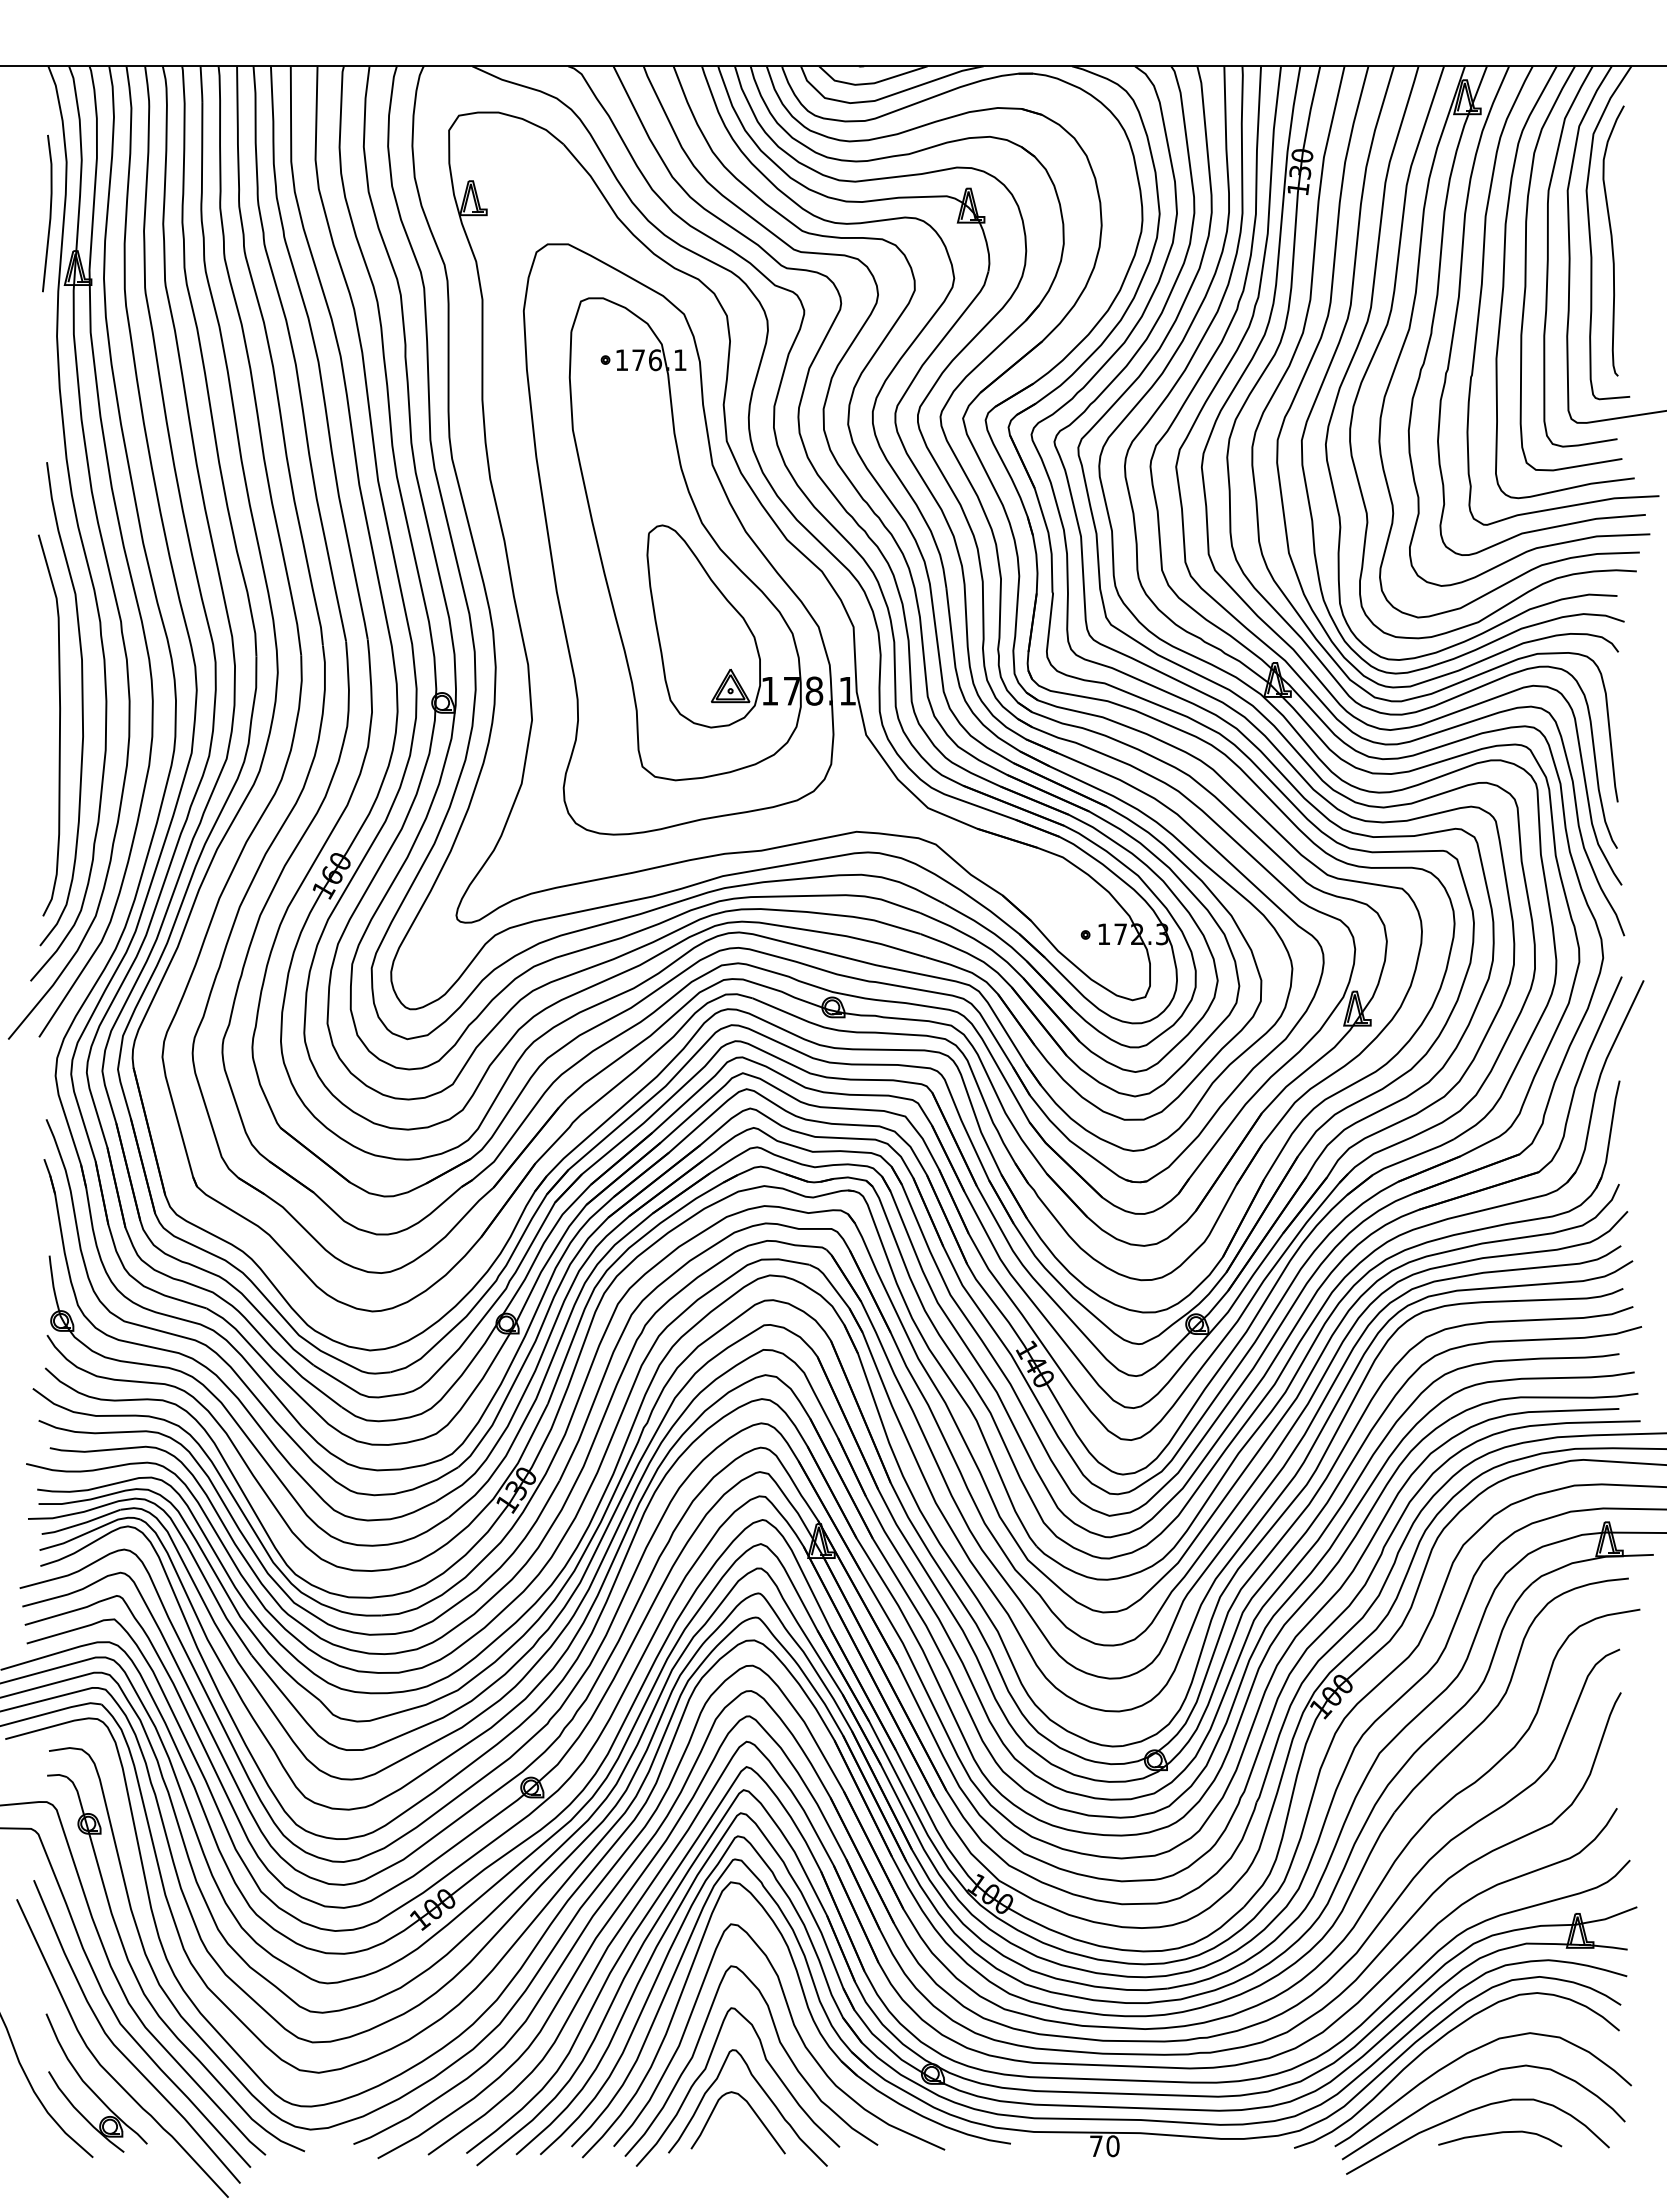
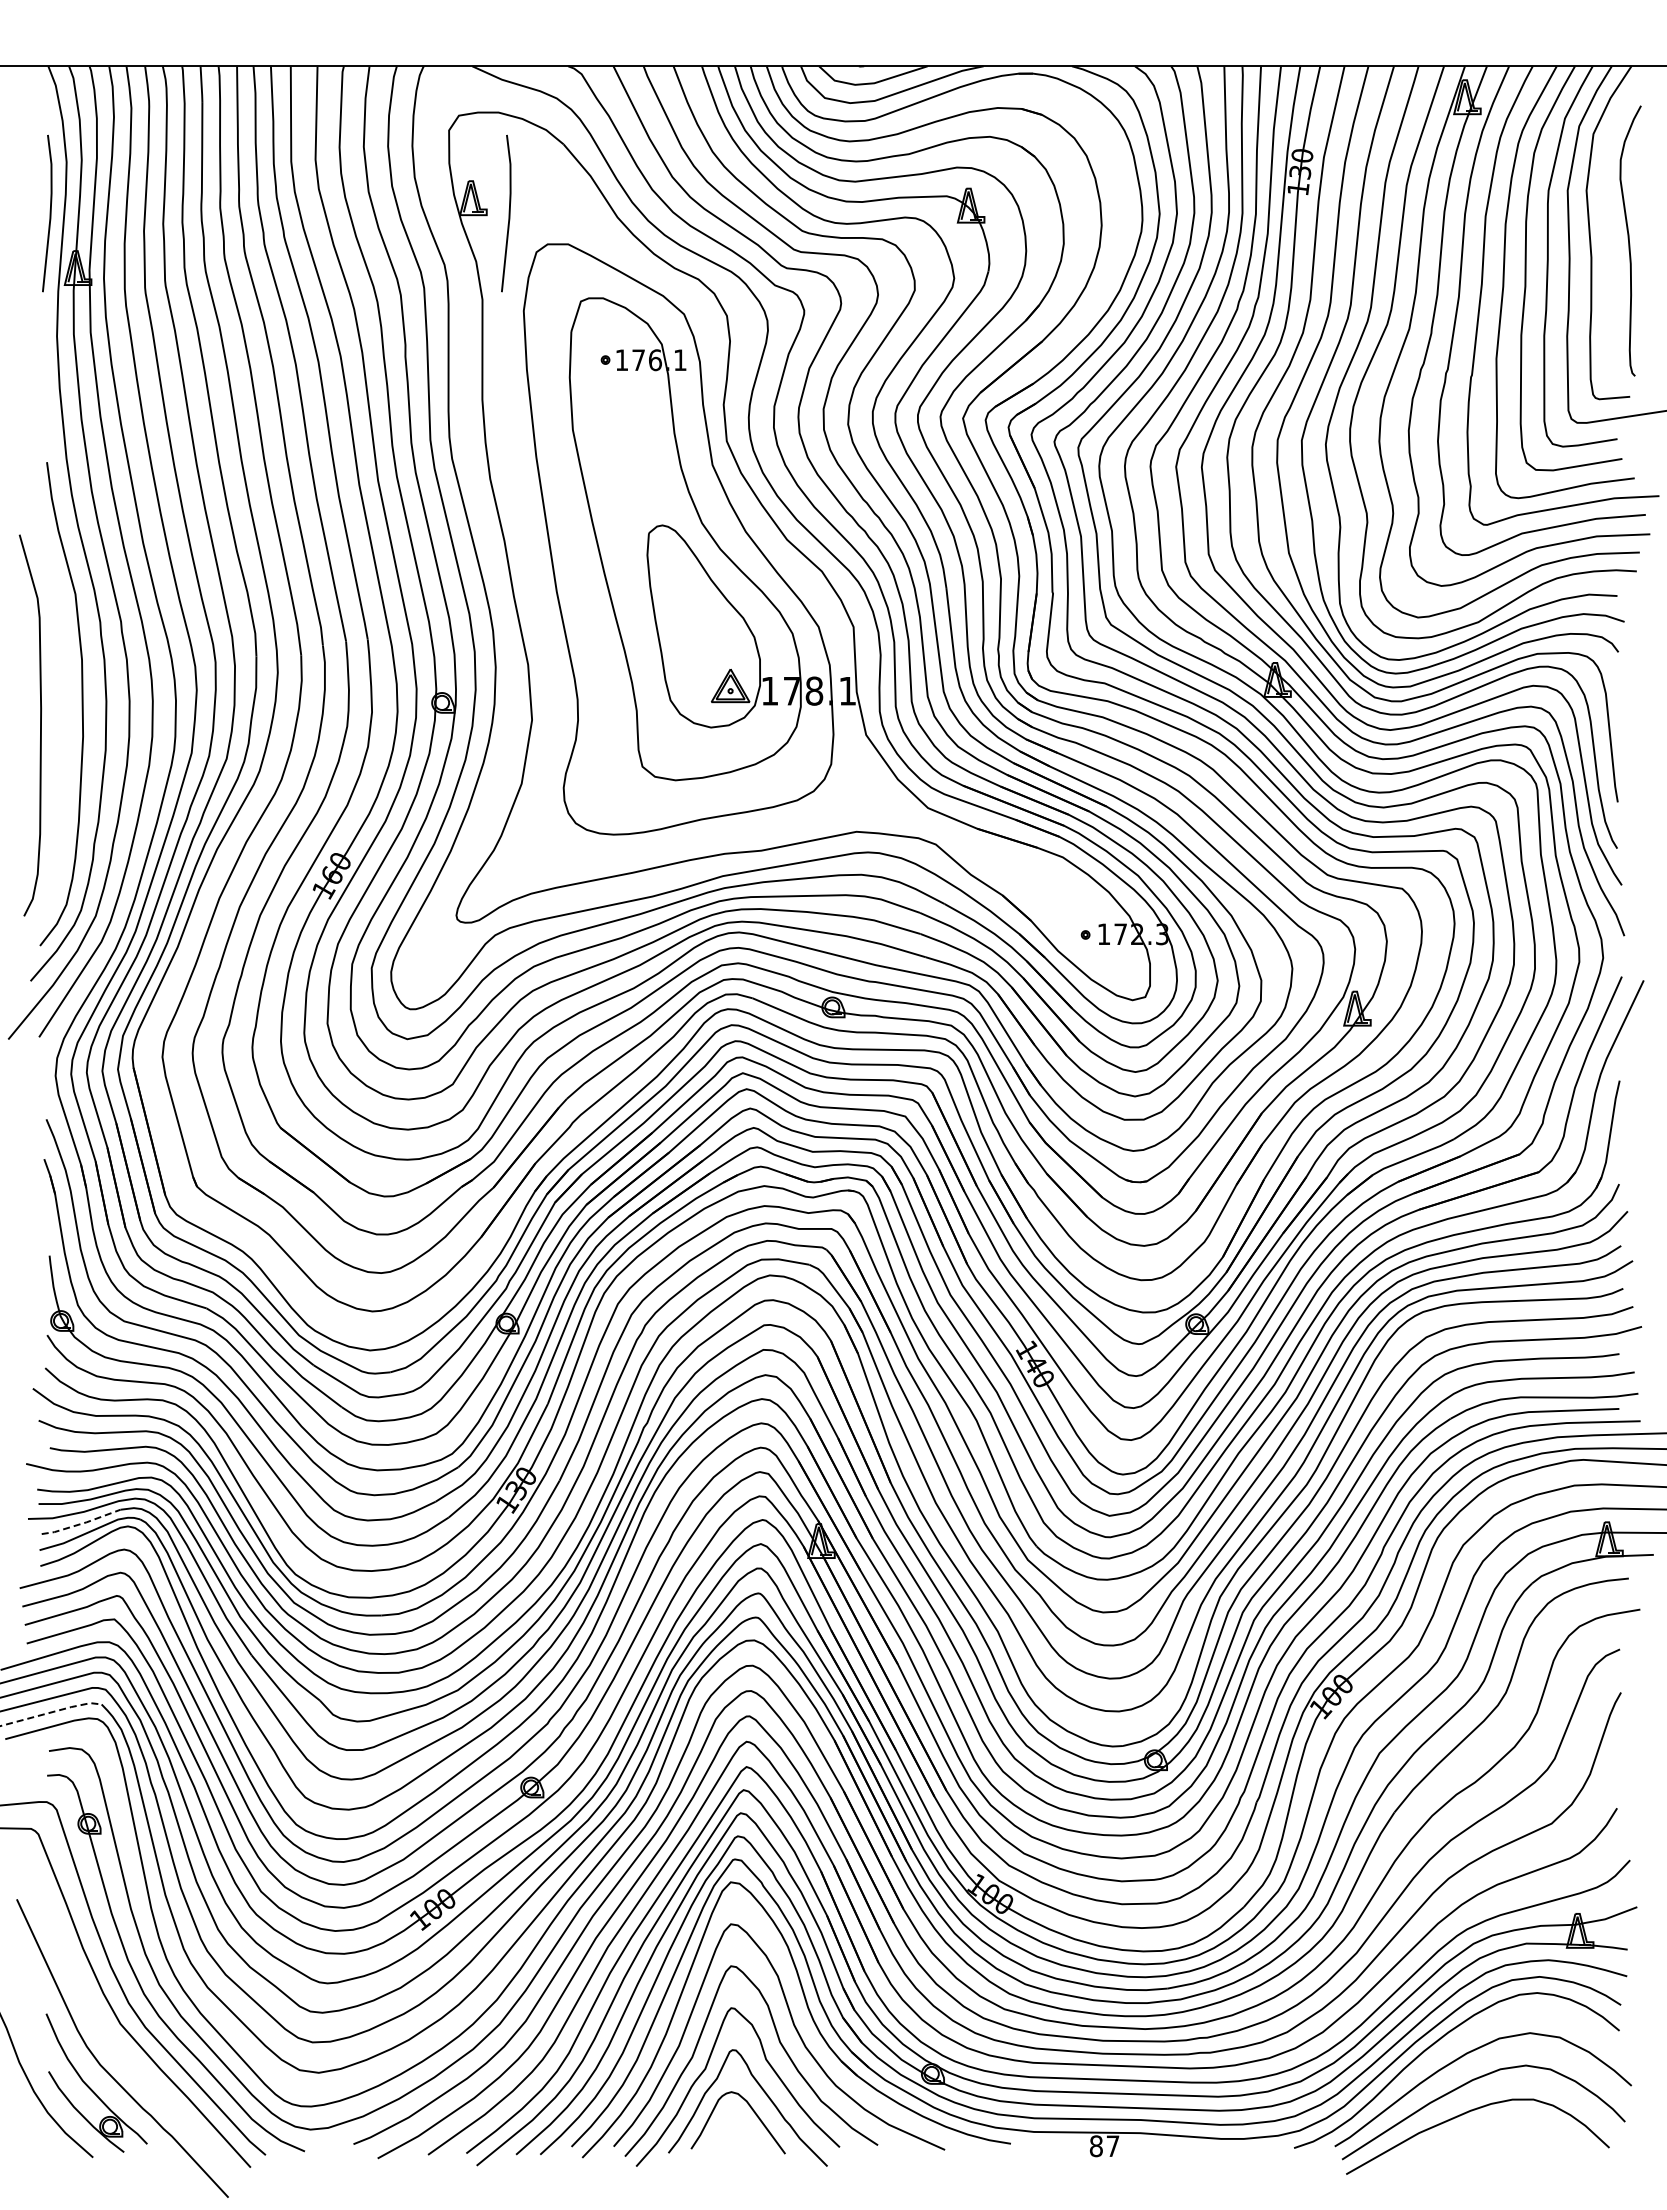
line: none -> present (508, 213)
curve position: (1612, 240) -> (1629, 240) (1629, 240)
curve position: (59, 725) -> (40, 725) (40, 725)
line: solid -> dashed (82, 1523)
line: solid -> dashed (52, 1712)
curve: present -> none (115, 2044)
curve: present -> none (1500, 2133)
text: 70 -> 87 (1104, 2146)
